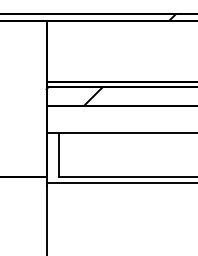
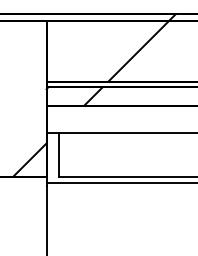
hatch: none -> present (138, 51)
hatch: none -> present (29, 160)
